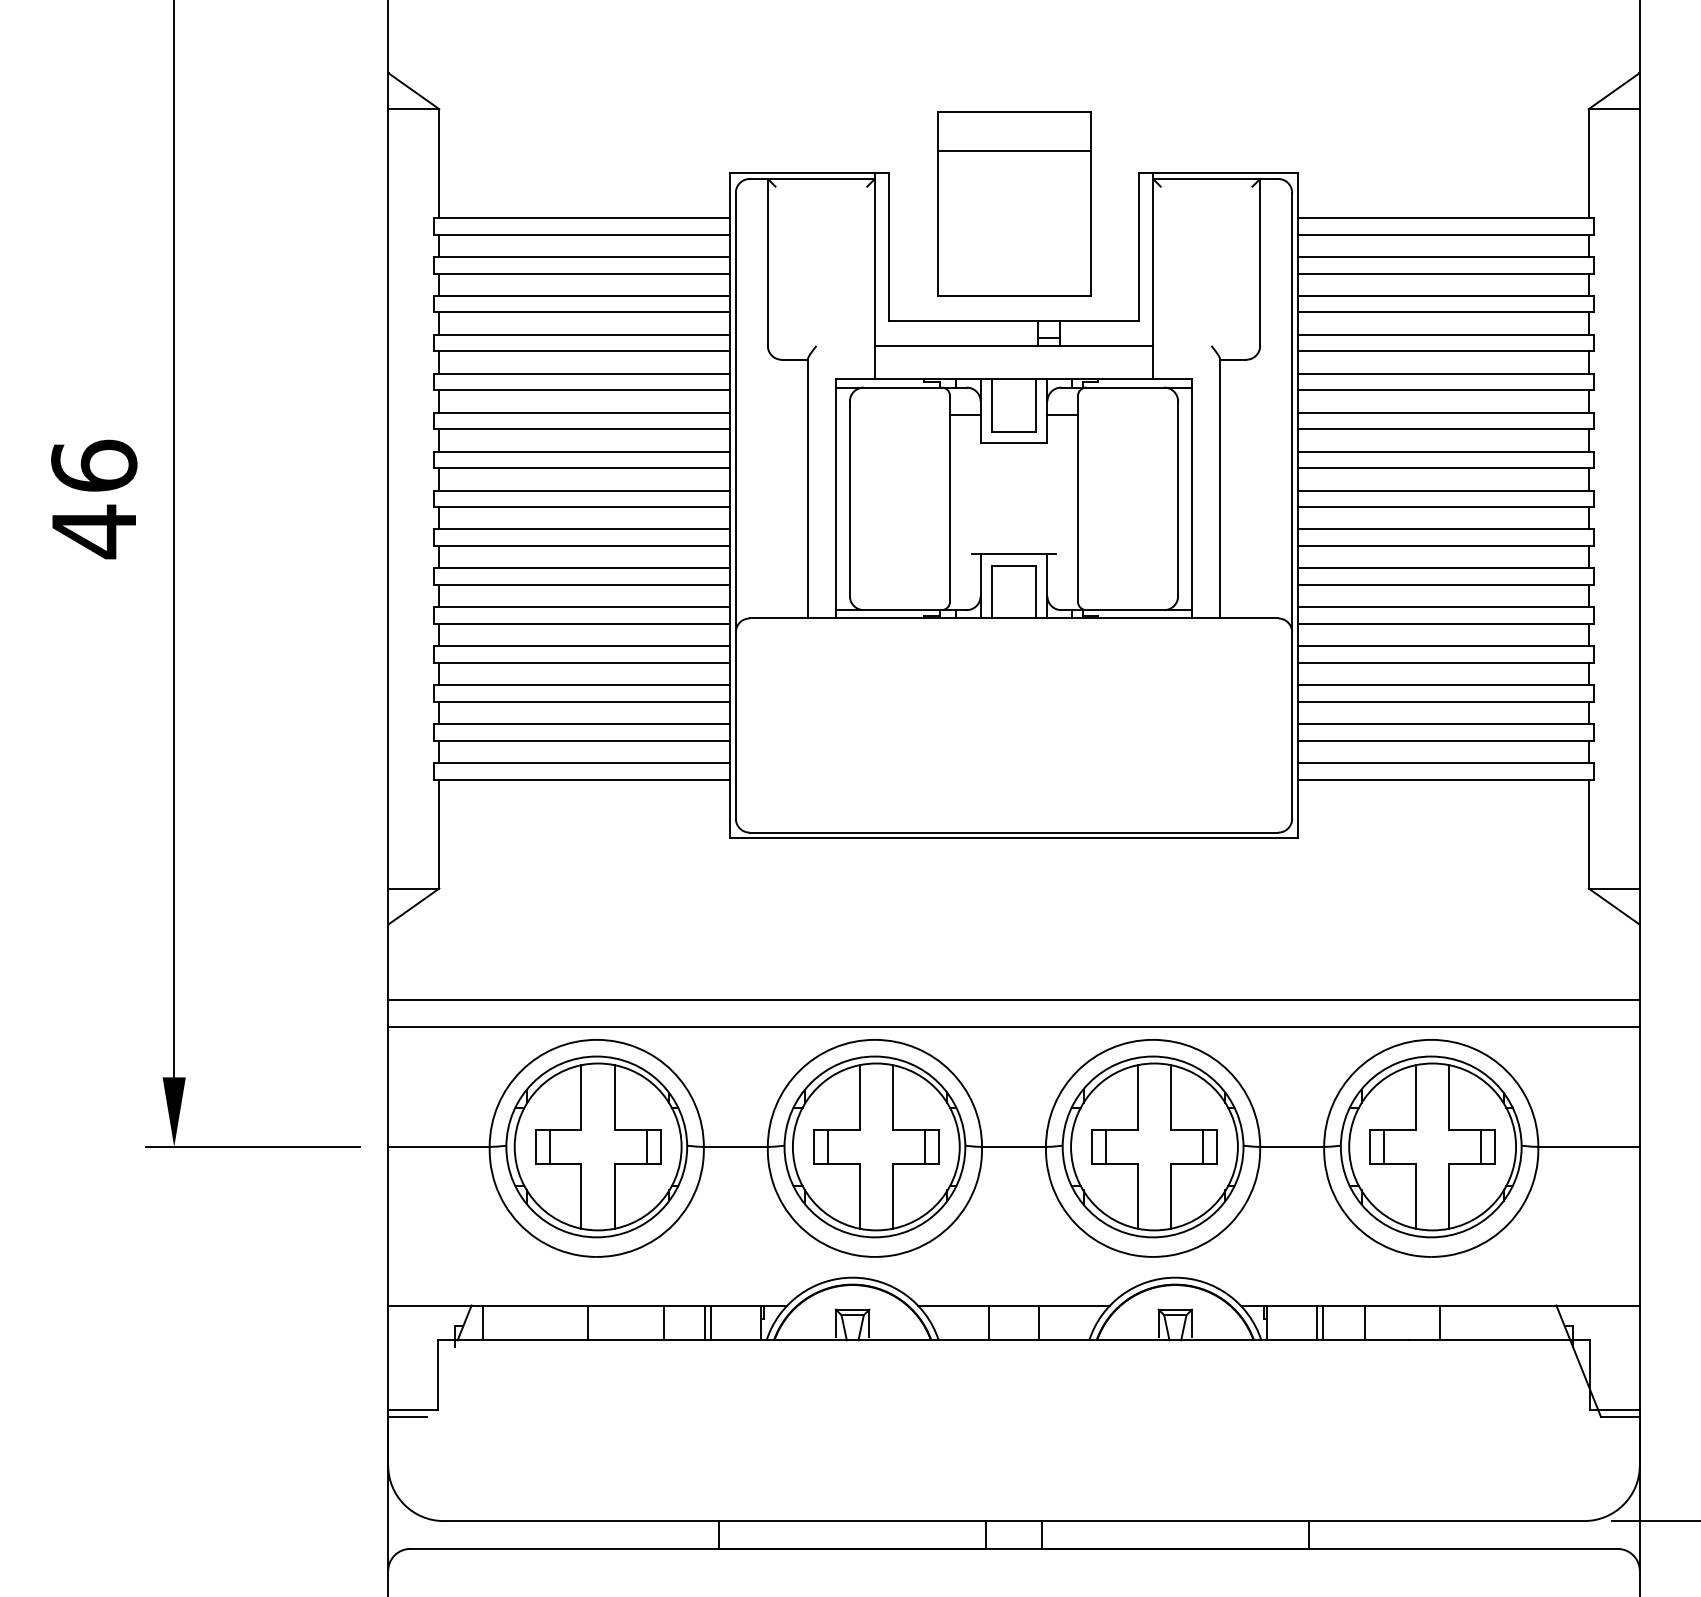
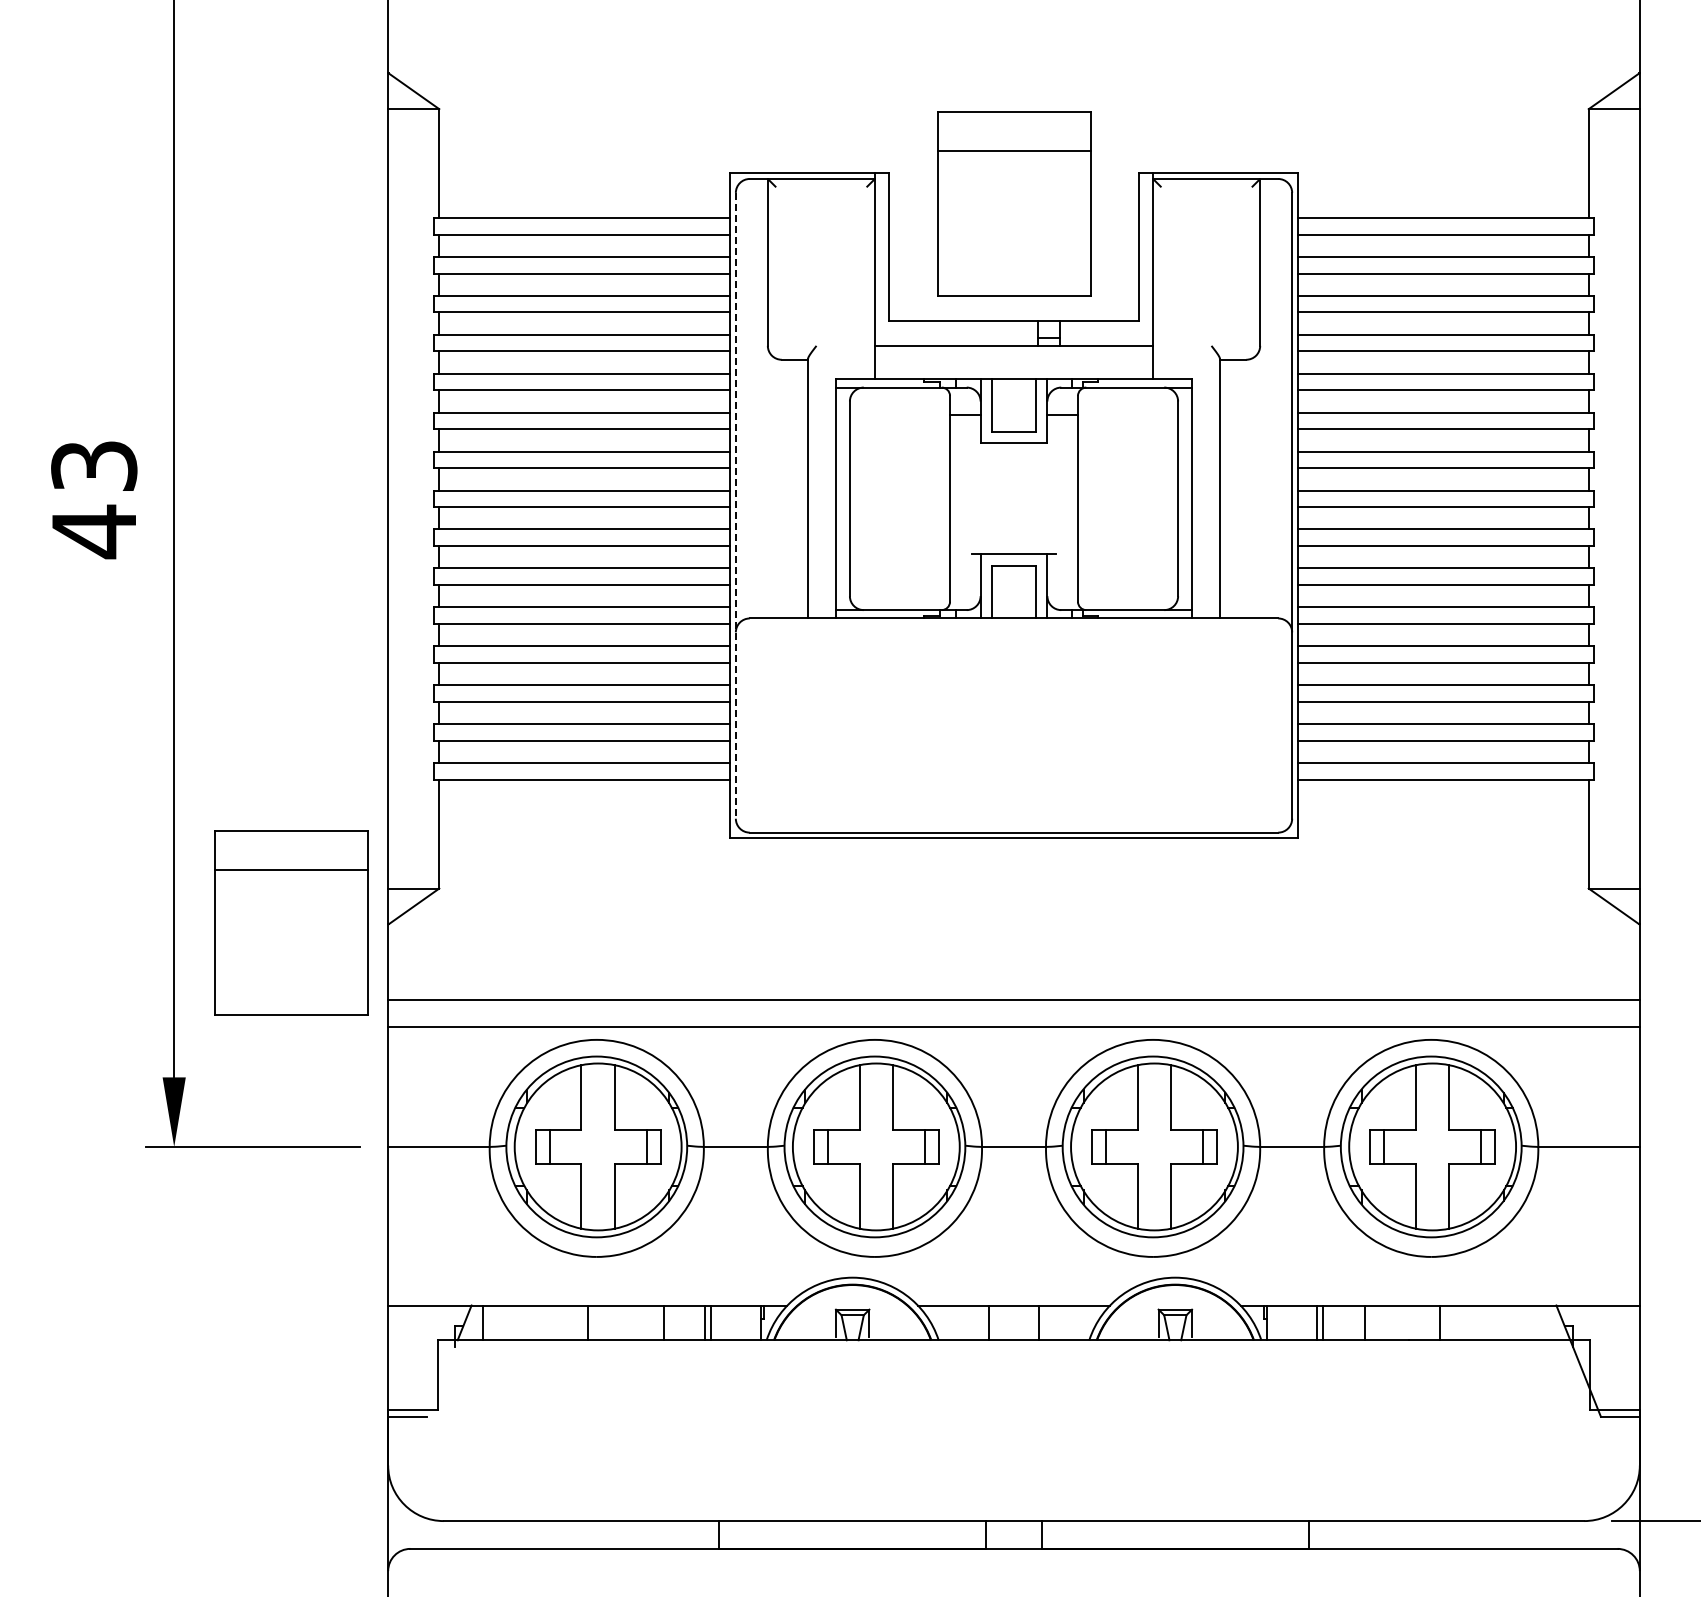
text: 46 -> 43 (94, 465)
line: solid -> dashed (735, 505)
part: none -> present (291, 922)
